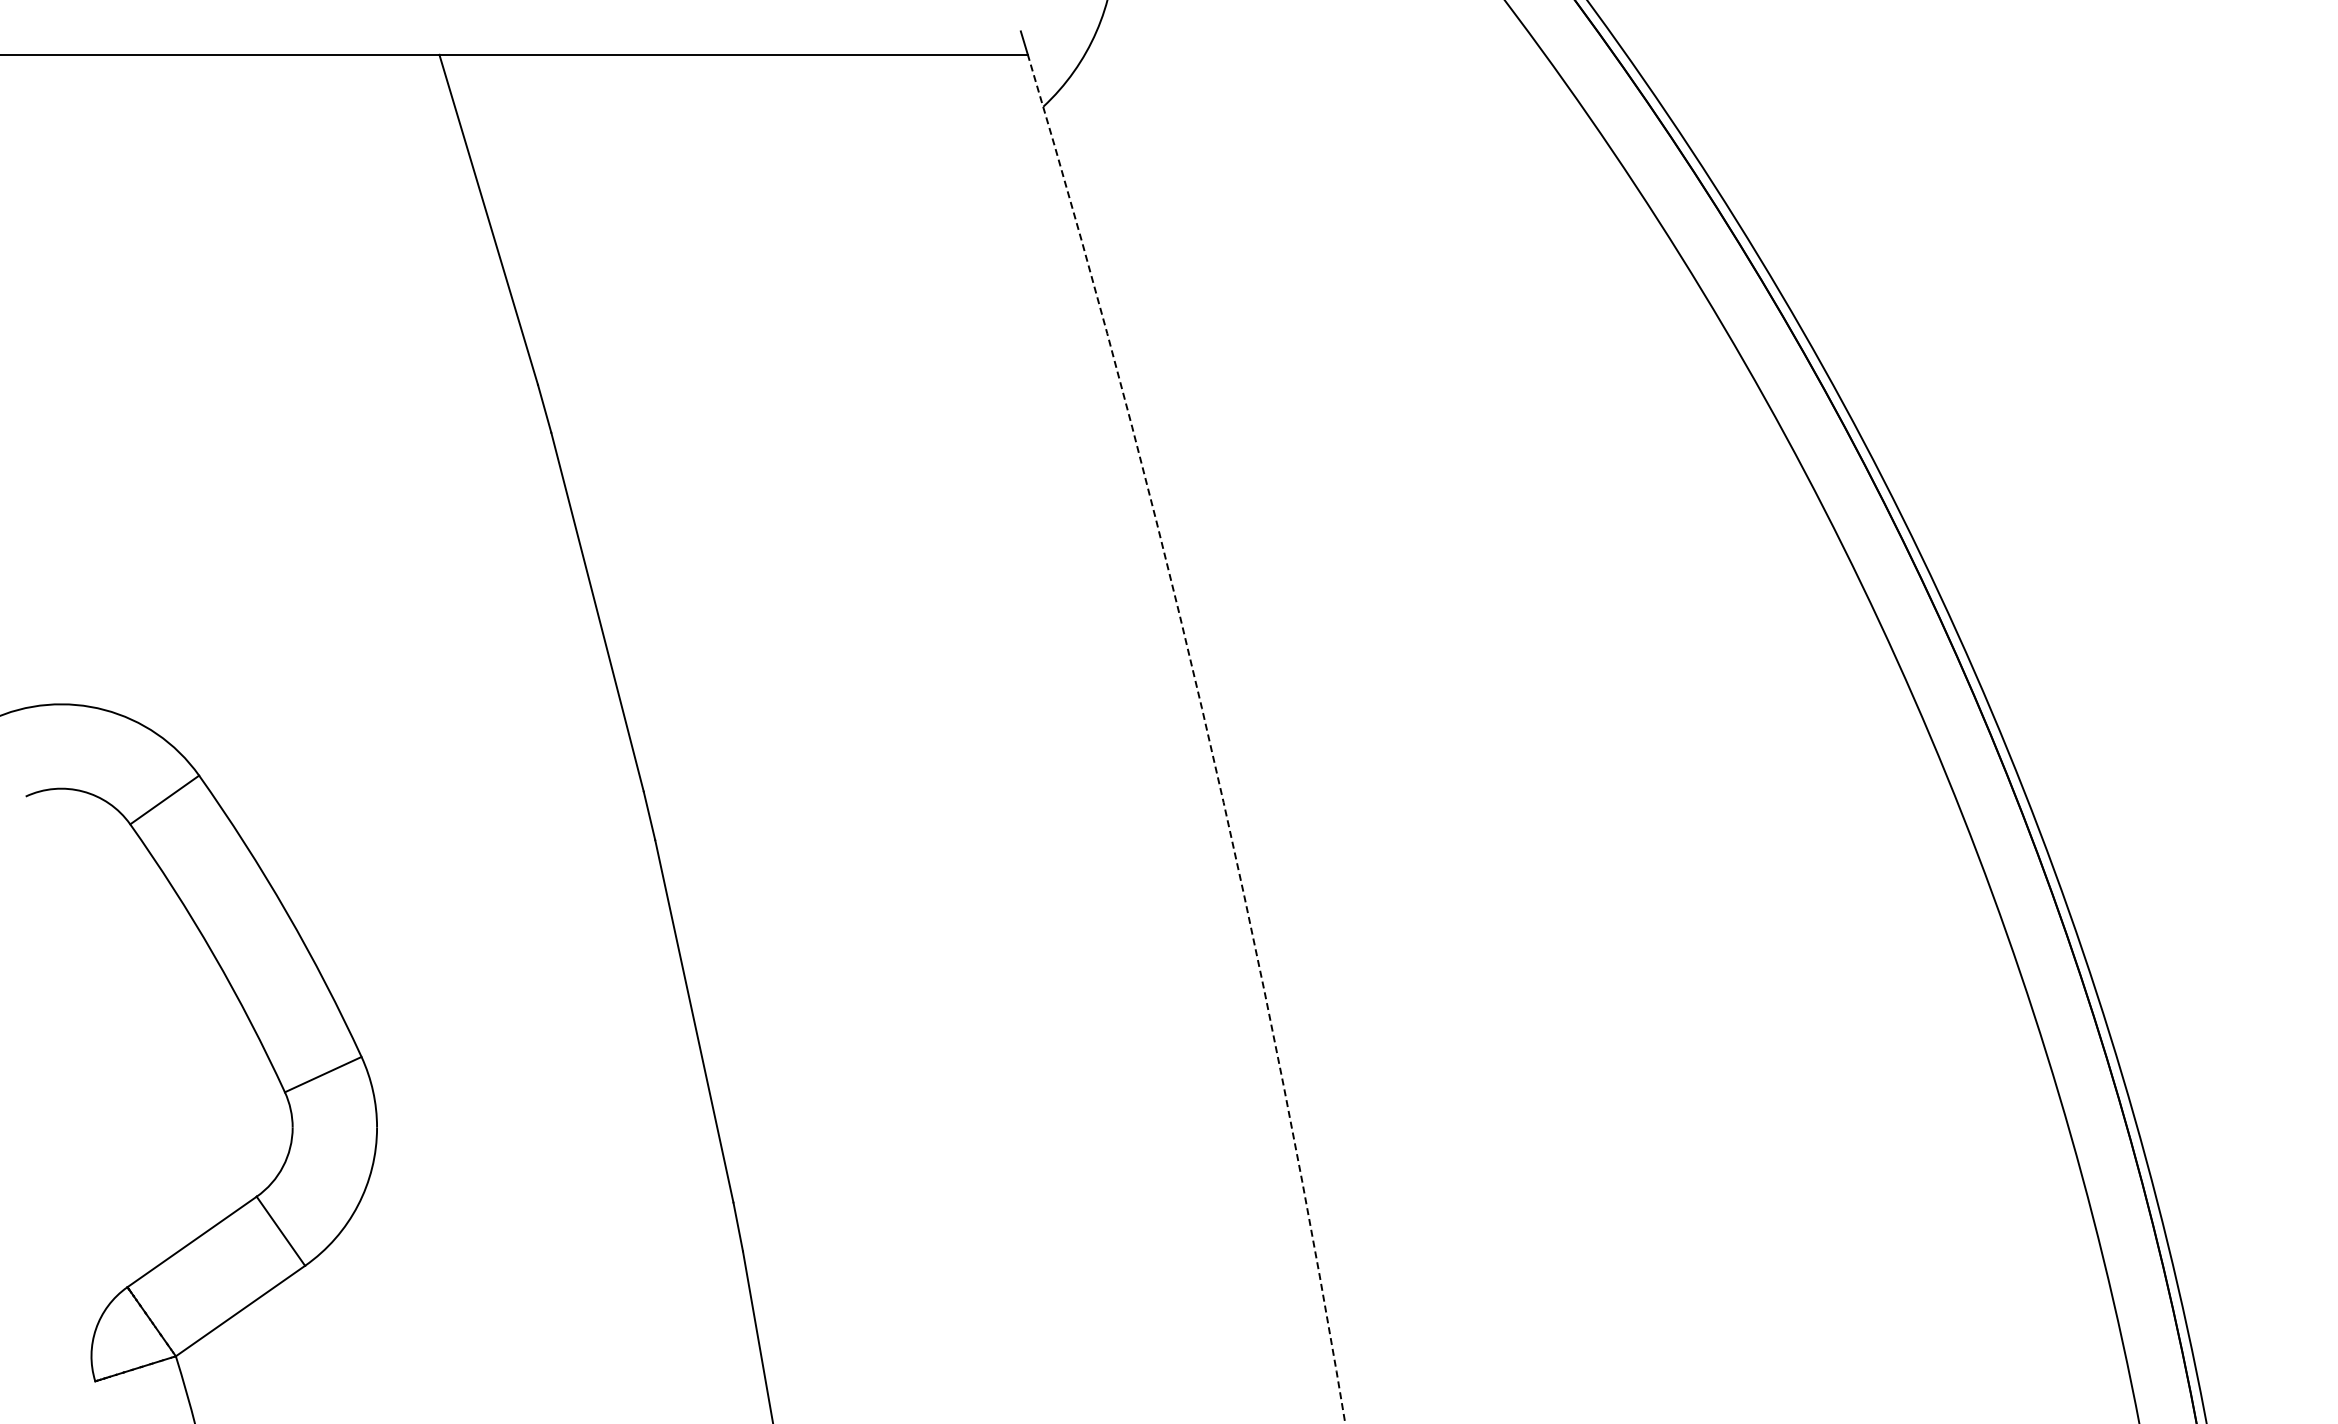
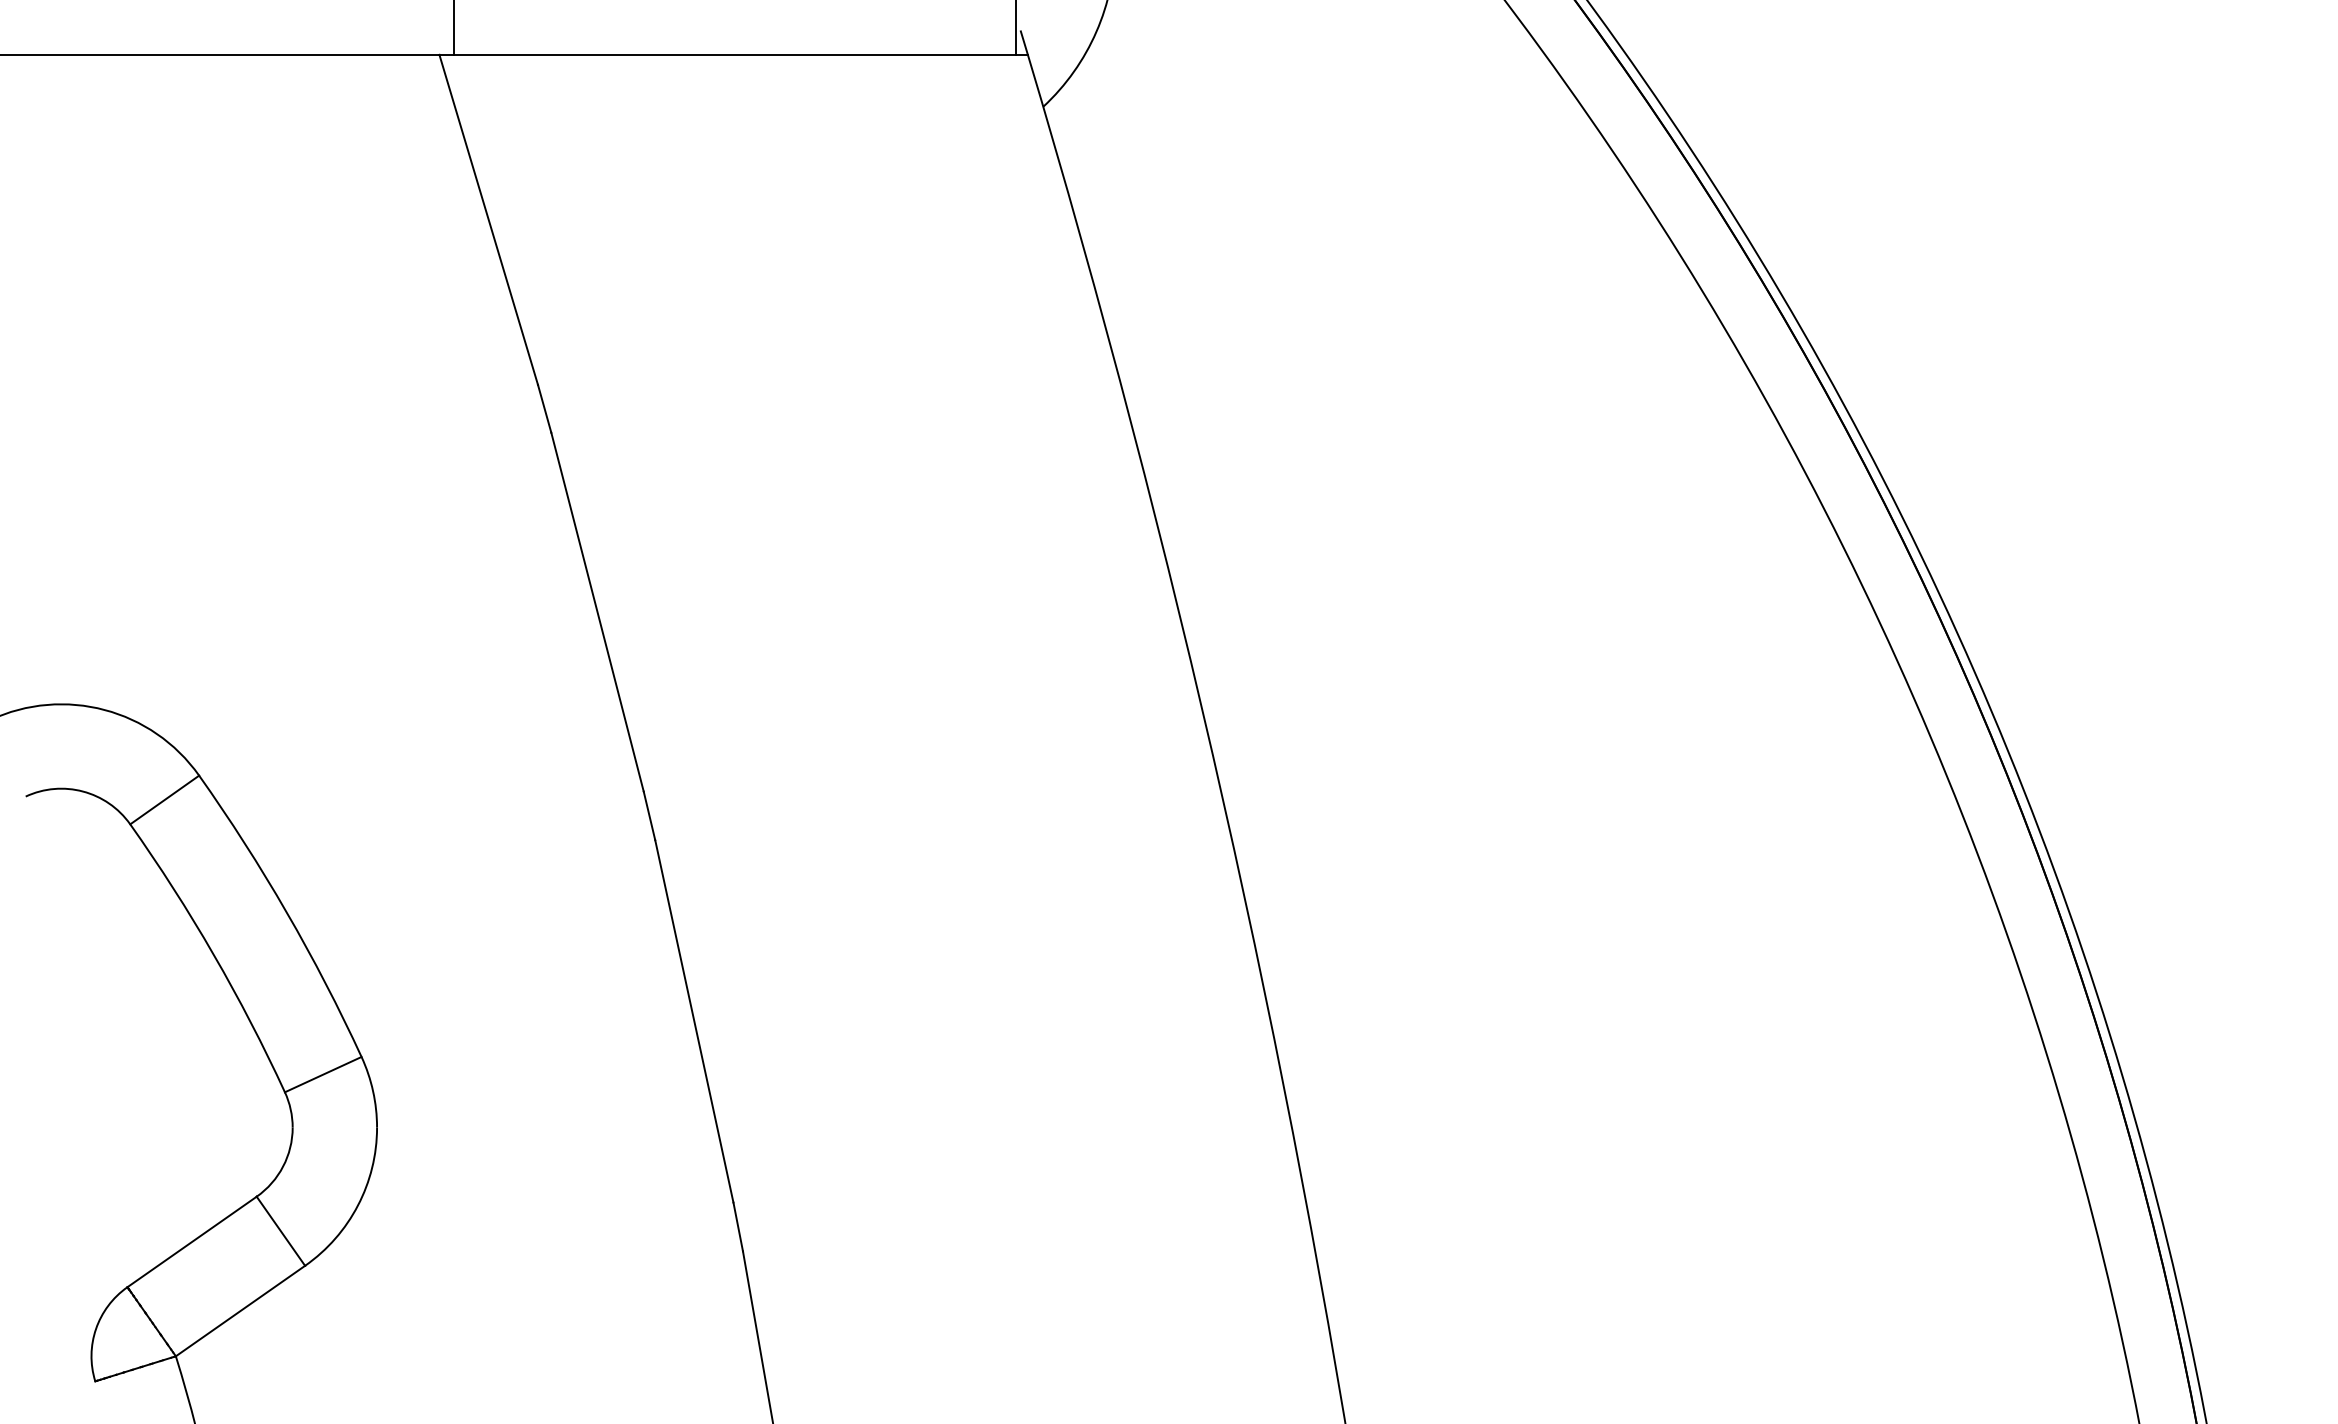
line: none -> present (453, 28)
line: none -> present (1016, 28)
arc: dashed -> solid (1207, 733)
